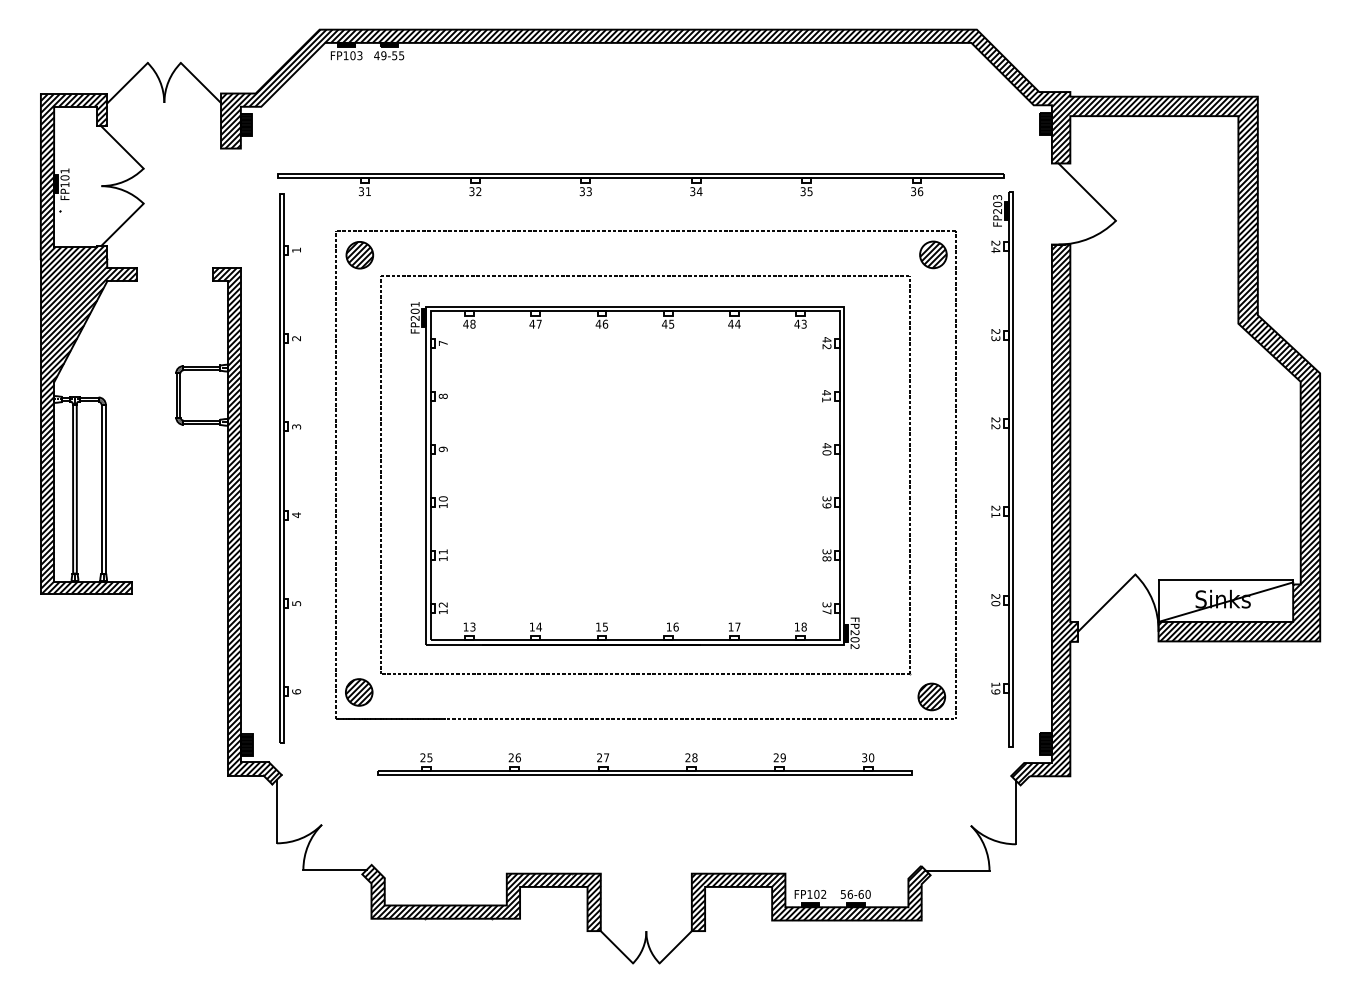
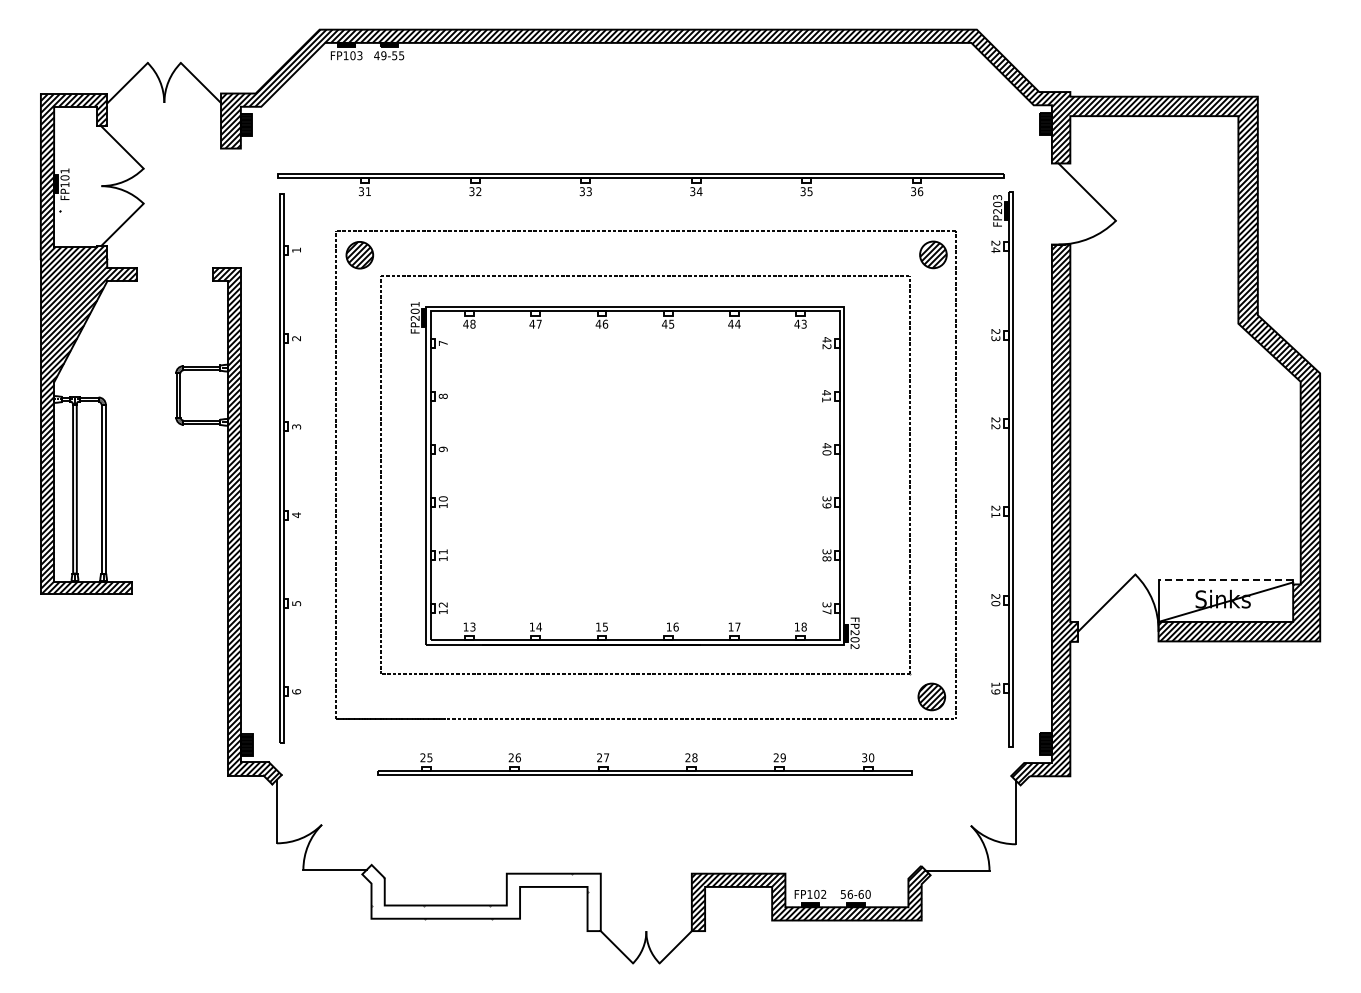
line: solid -> dashed (1225, 580)
part: present -> none (359, 692)
hatch: present -> none (482, 899)
